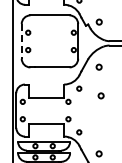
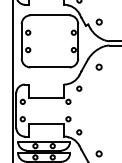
line: dashed -> solid (21, 41)
circle: present -> none (100, 95)
